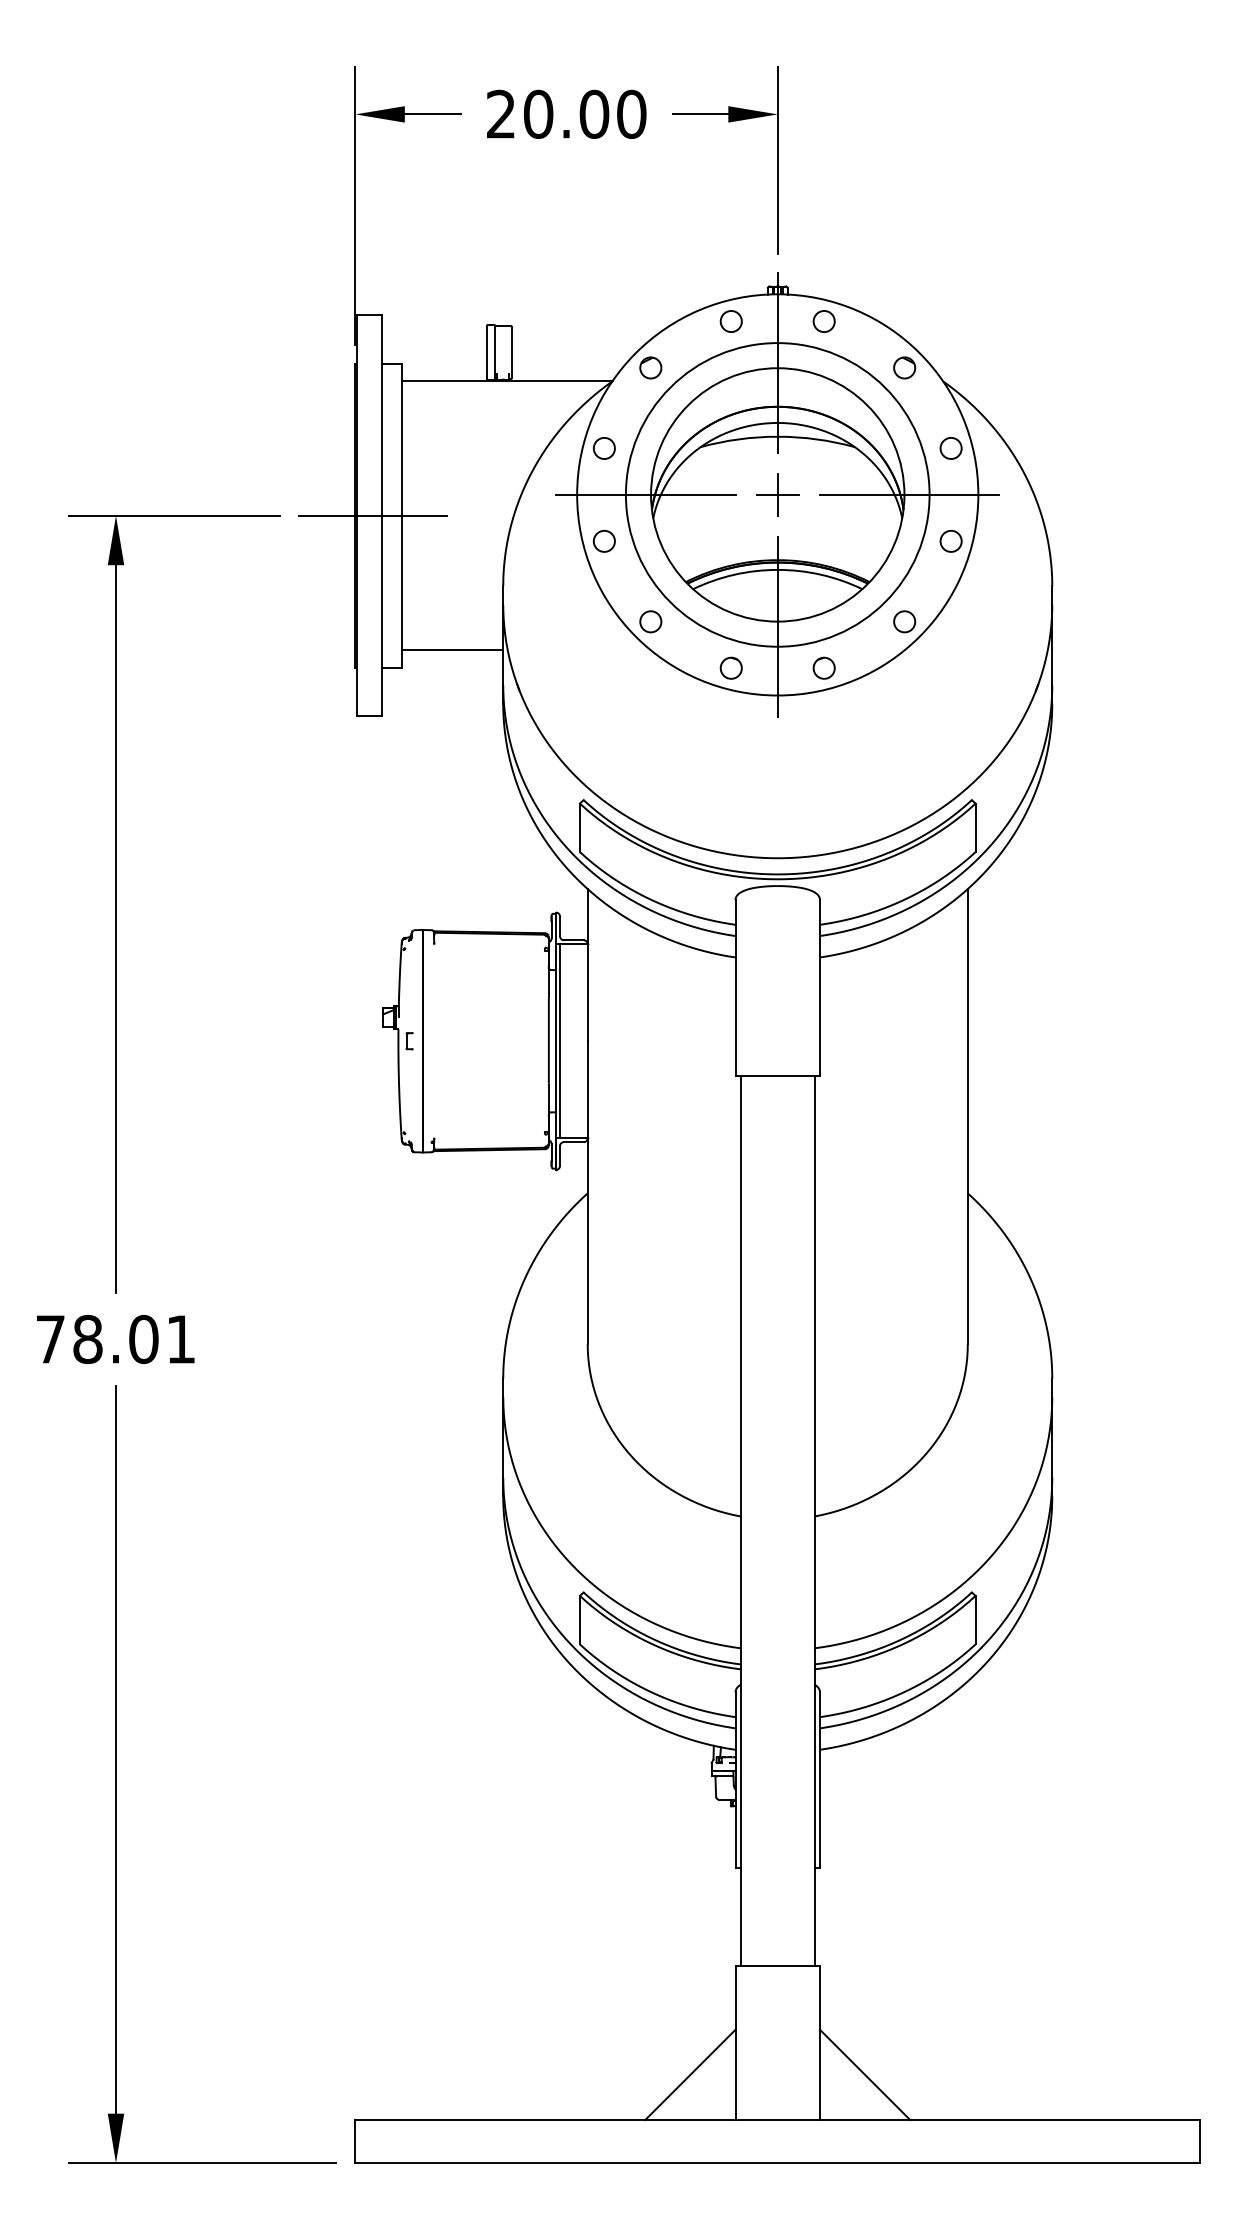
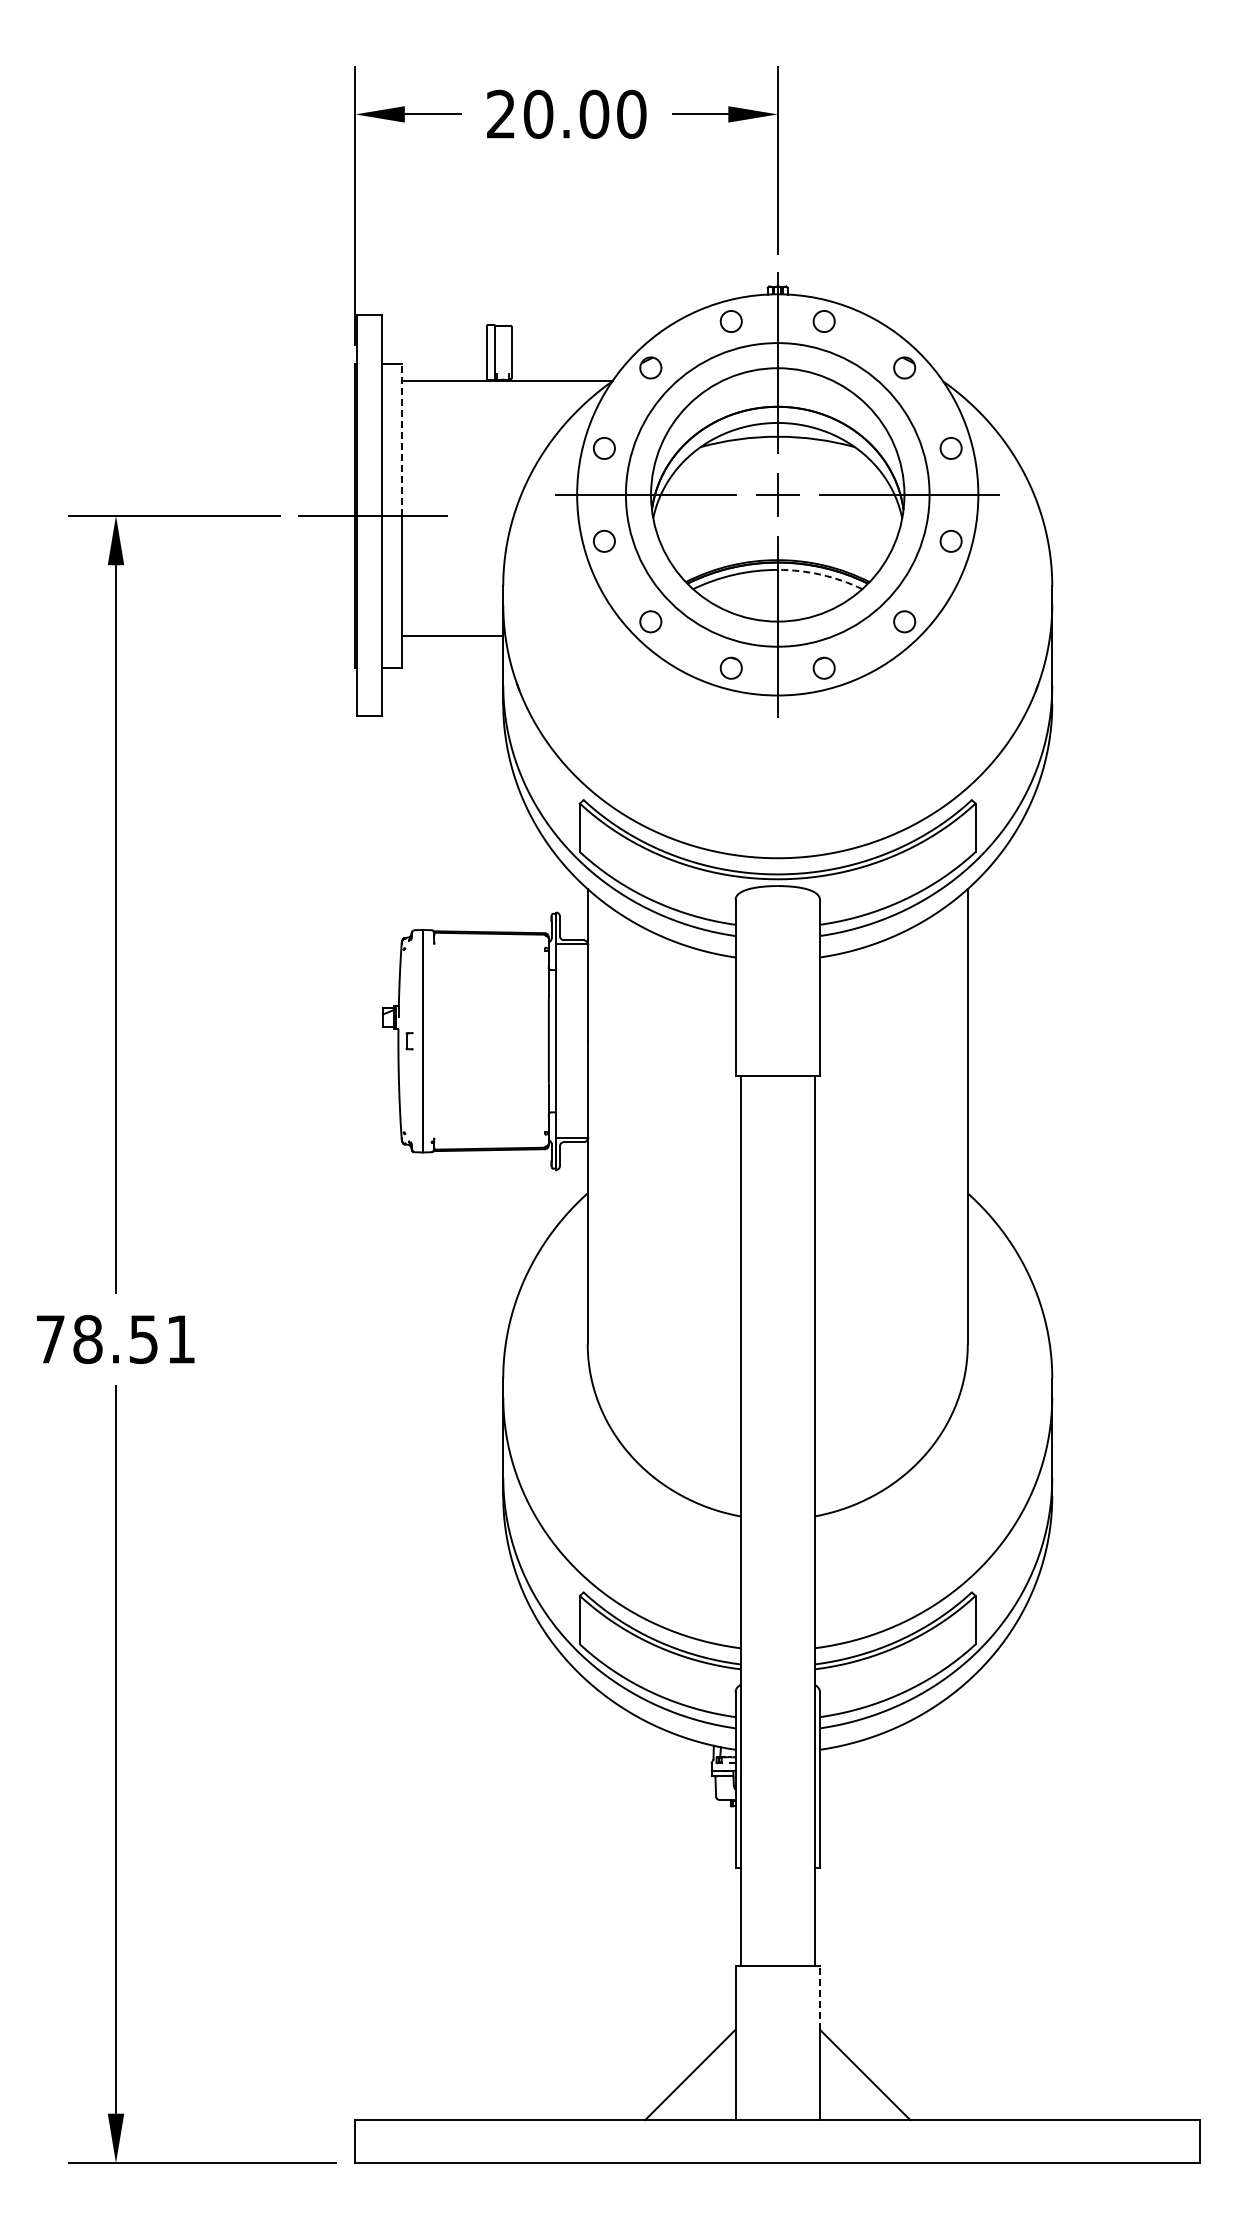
line: solid -> dashed (401, 439)
arc: solid -> dashed (821, 574)
line position: (452, 650) -> (452, 636) (452, 636)
line: present -> none (560, 1041)
text: 78.01 -> 78.51 (143, 1339)
line: solid -> dashed (819, 1998)
